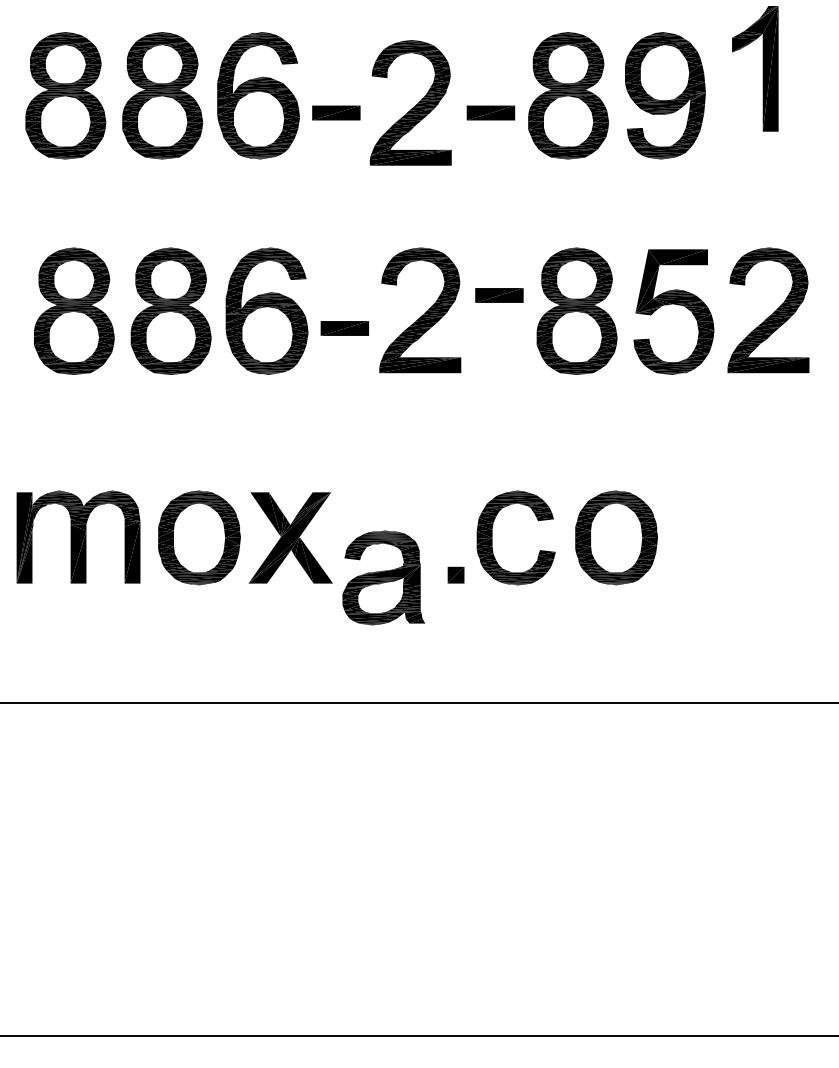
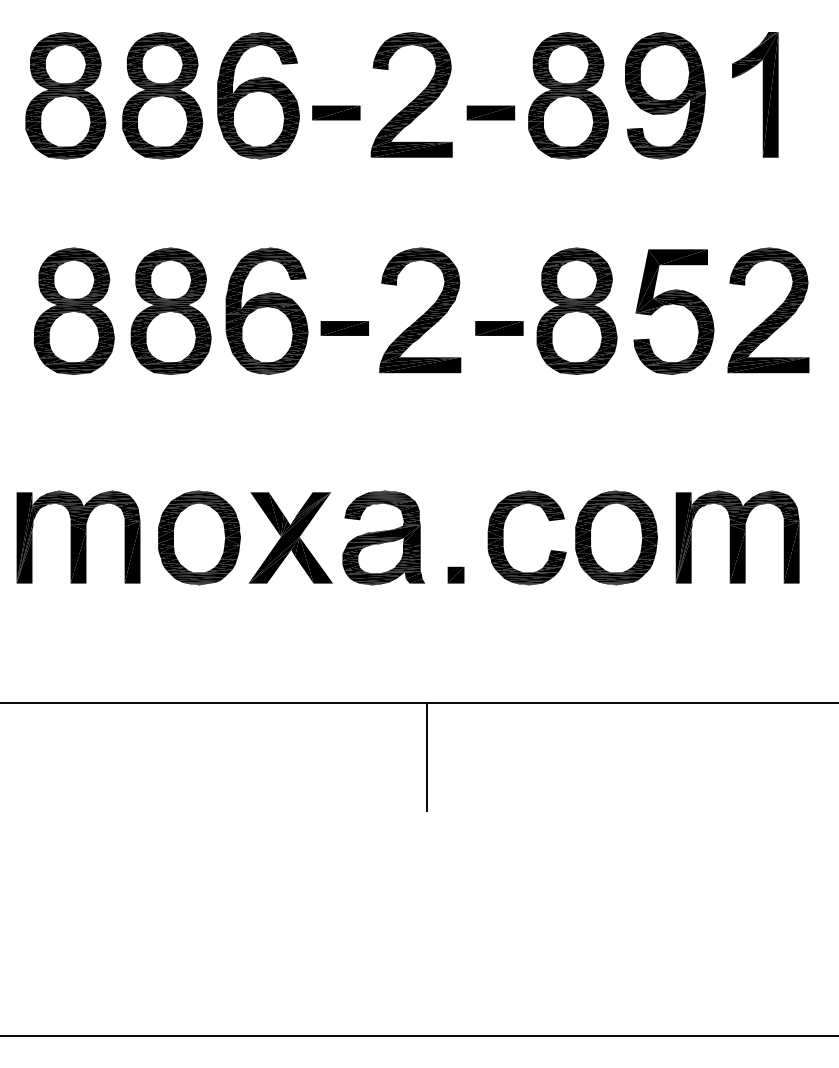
part position: (762, 68) -> (762, 94) (762, 94)
part position: (410, 102) -> (411, 94) (411, 94)
part position: (499, 295) -> (499, 328) (499, 328)
part: none -> present (737, 536)
part position: (492, 537) -> (503, 537) (503, 537)
part position: (383, 577) -> (383, 537) (383, 537)
line: none -> present (426, 756)
